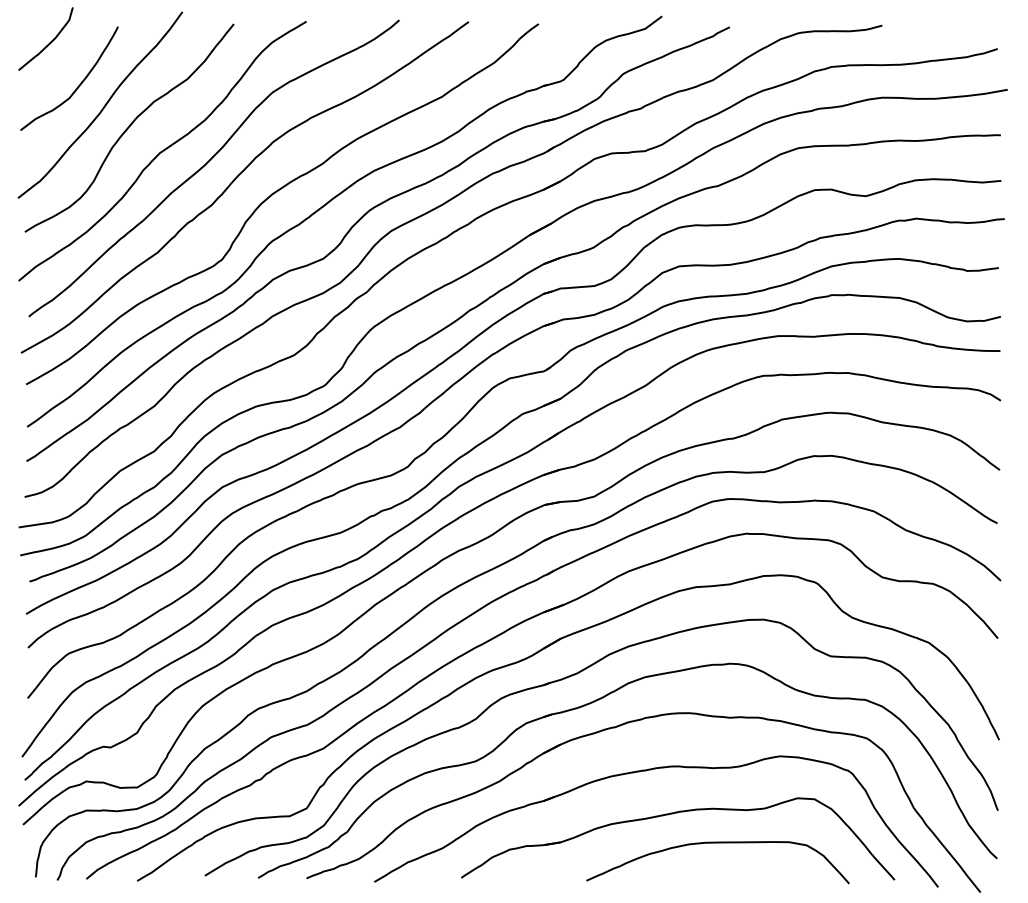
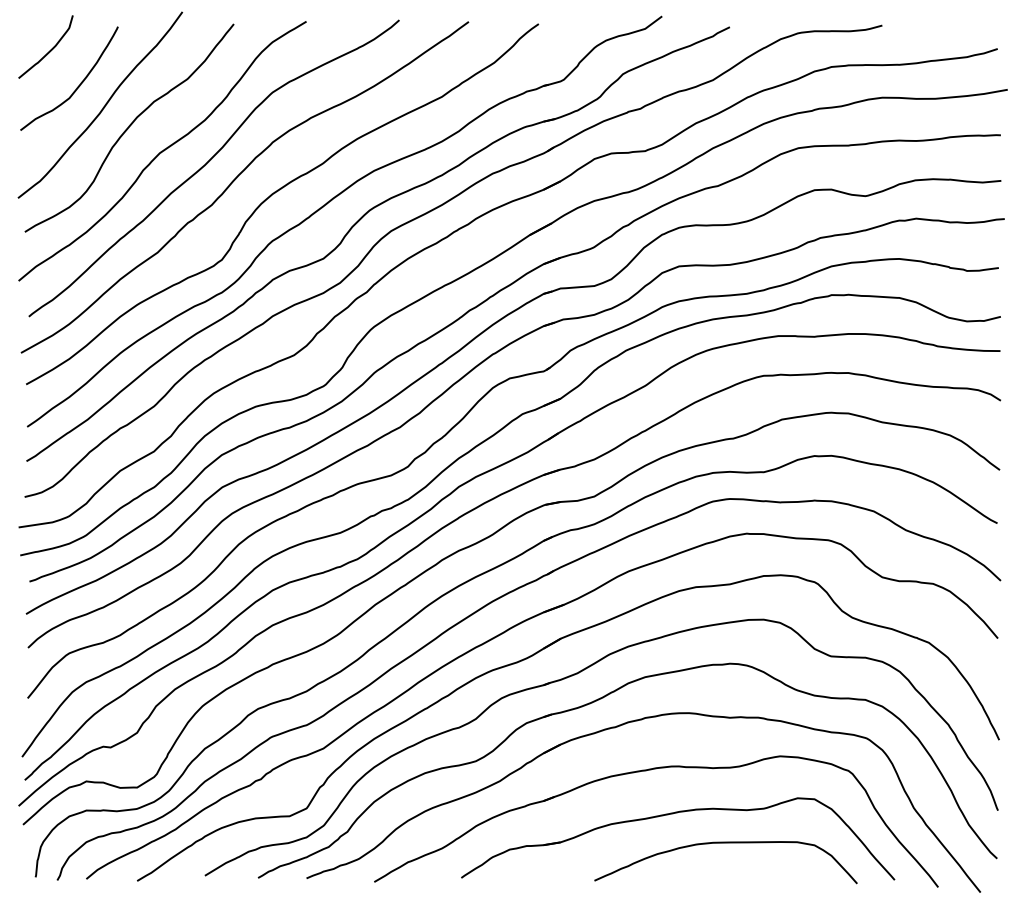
curve position: (49, 42) -> (49, 50) (49, 50)
curve position: (717, 843) -> (725, 843) (725, 843)
